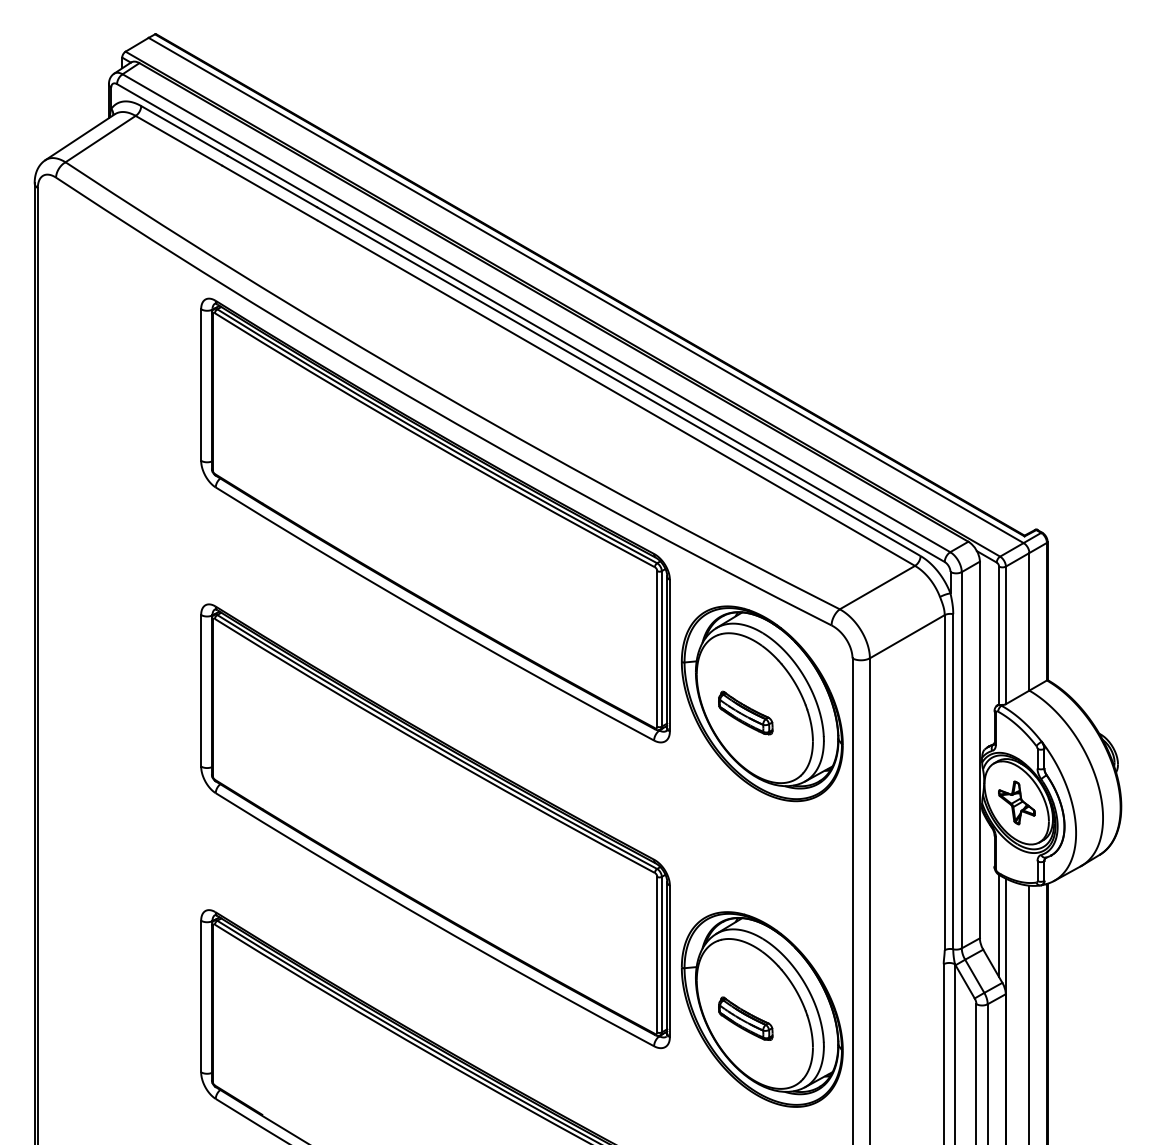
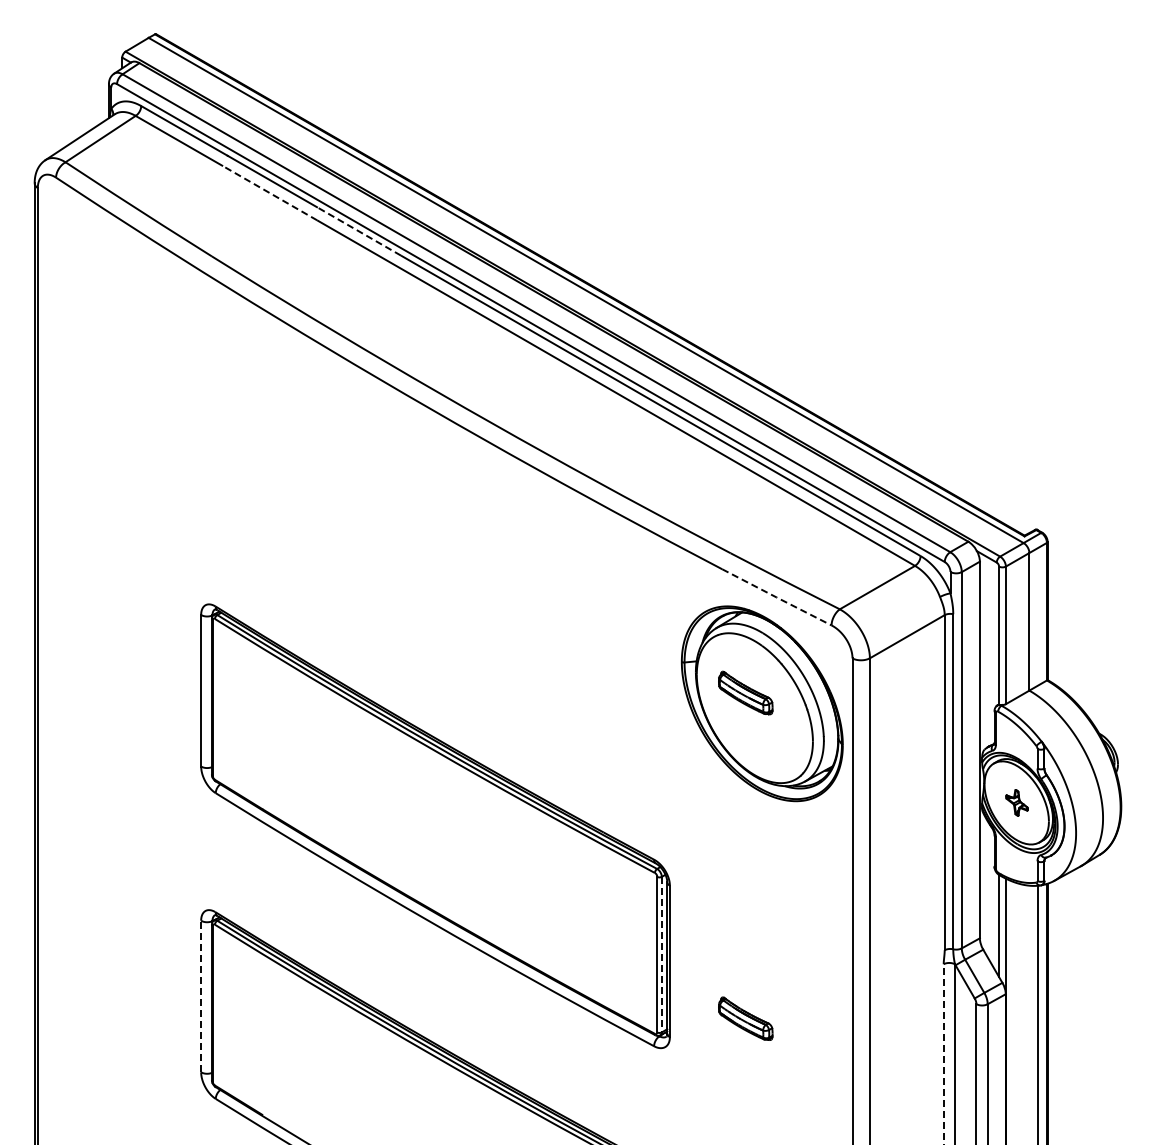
line: solid -> dashed (269, 193)
line: solid -> dashed (358, 231)
part: present -> none (435, 520)
line: solid -> dashed (776, 597)
part position: (745, 712) -> (745, 692) (745, 692)
part size: 38x46 px -> 24x28 px (1016, 802)
line: solid -> dashed (661, 954)
line: solid -> dashed (201, 996)
part: present -> none (762, 1009)
line position: (1029, 1013) -> (1038, 1013) (1038, 1013)
line: solid -> dashed (943, 1054)
